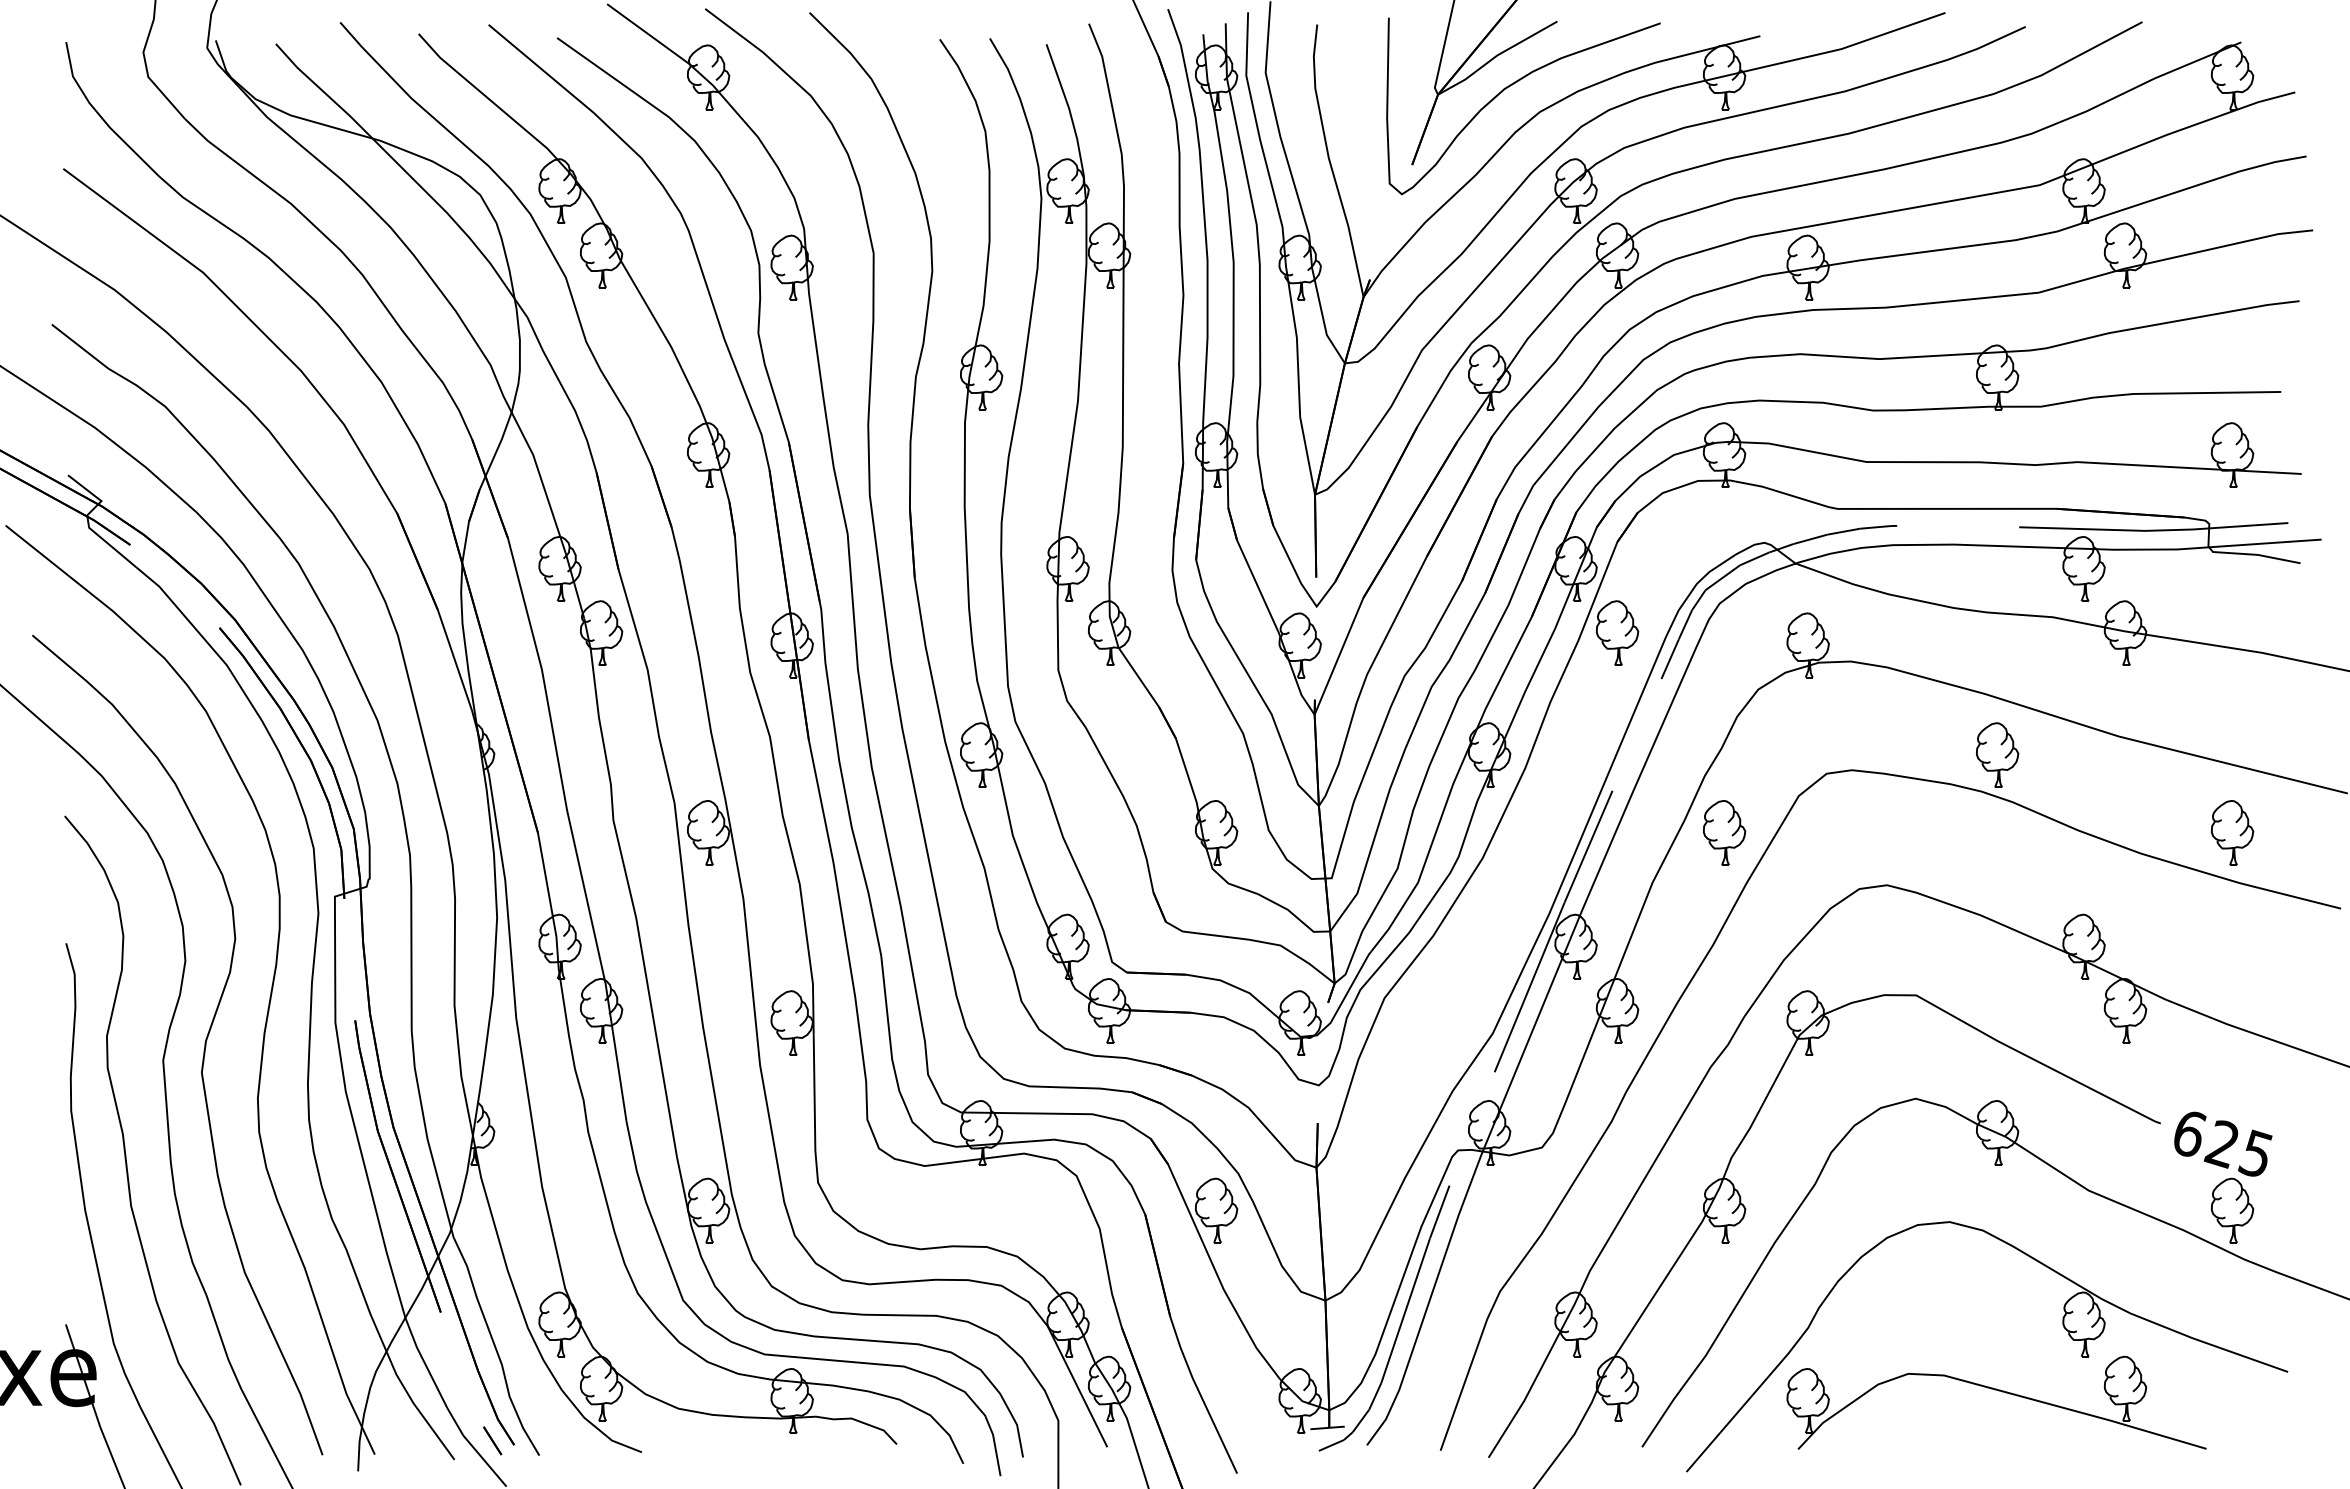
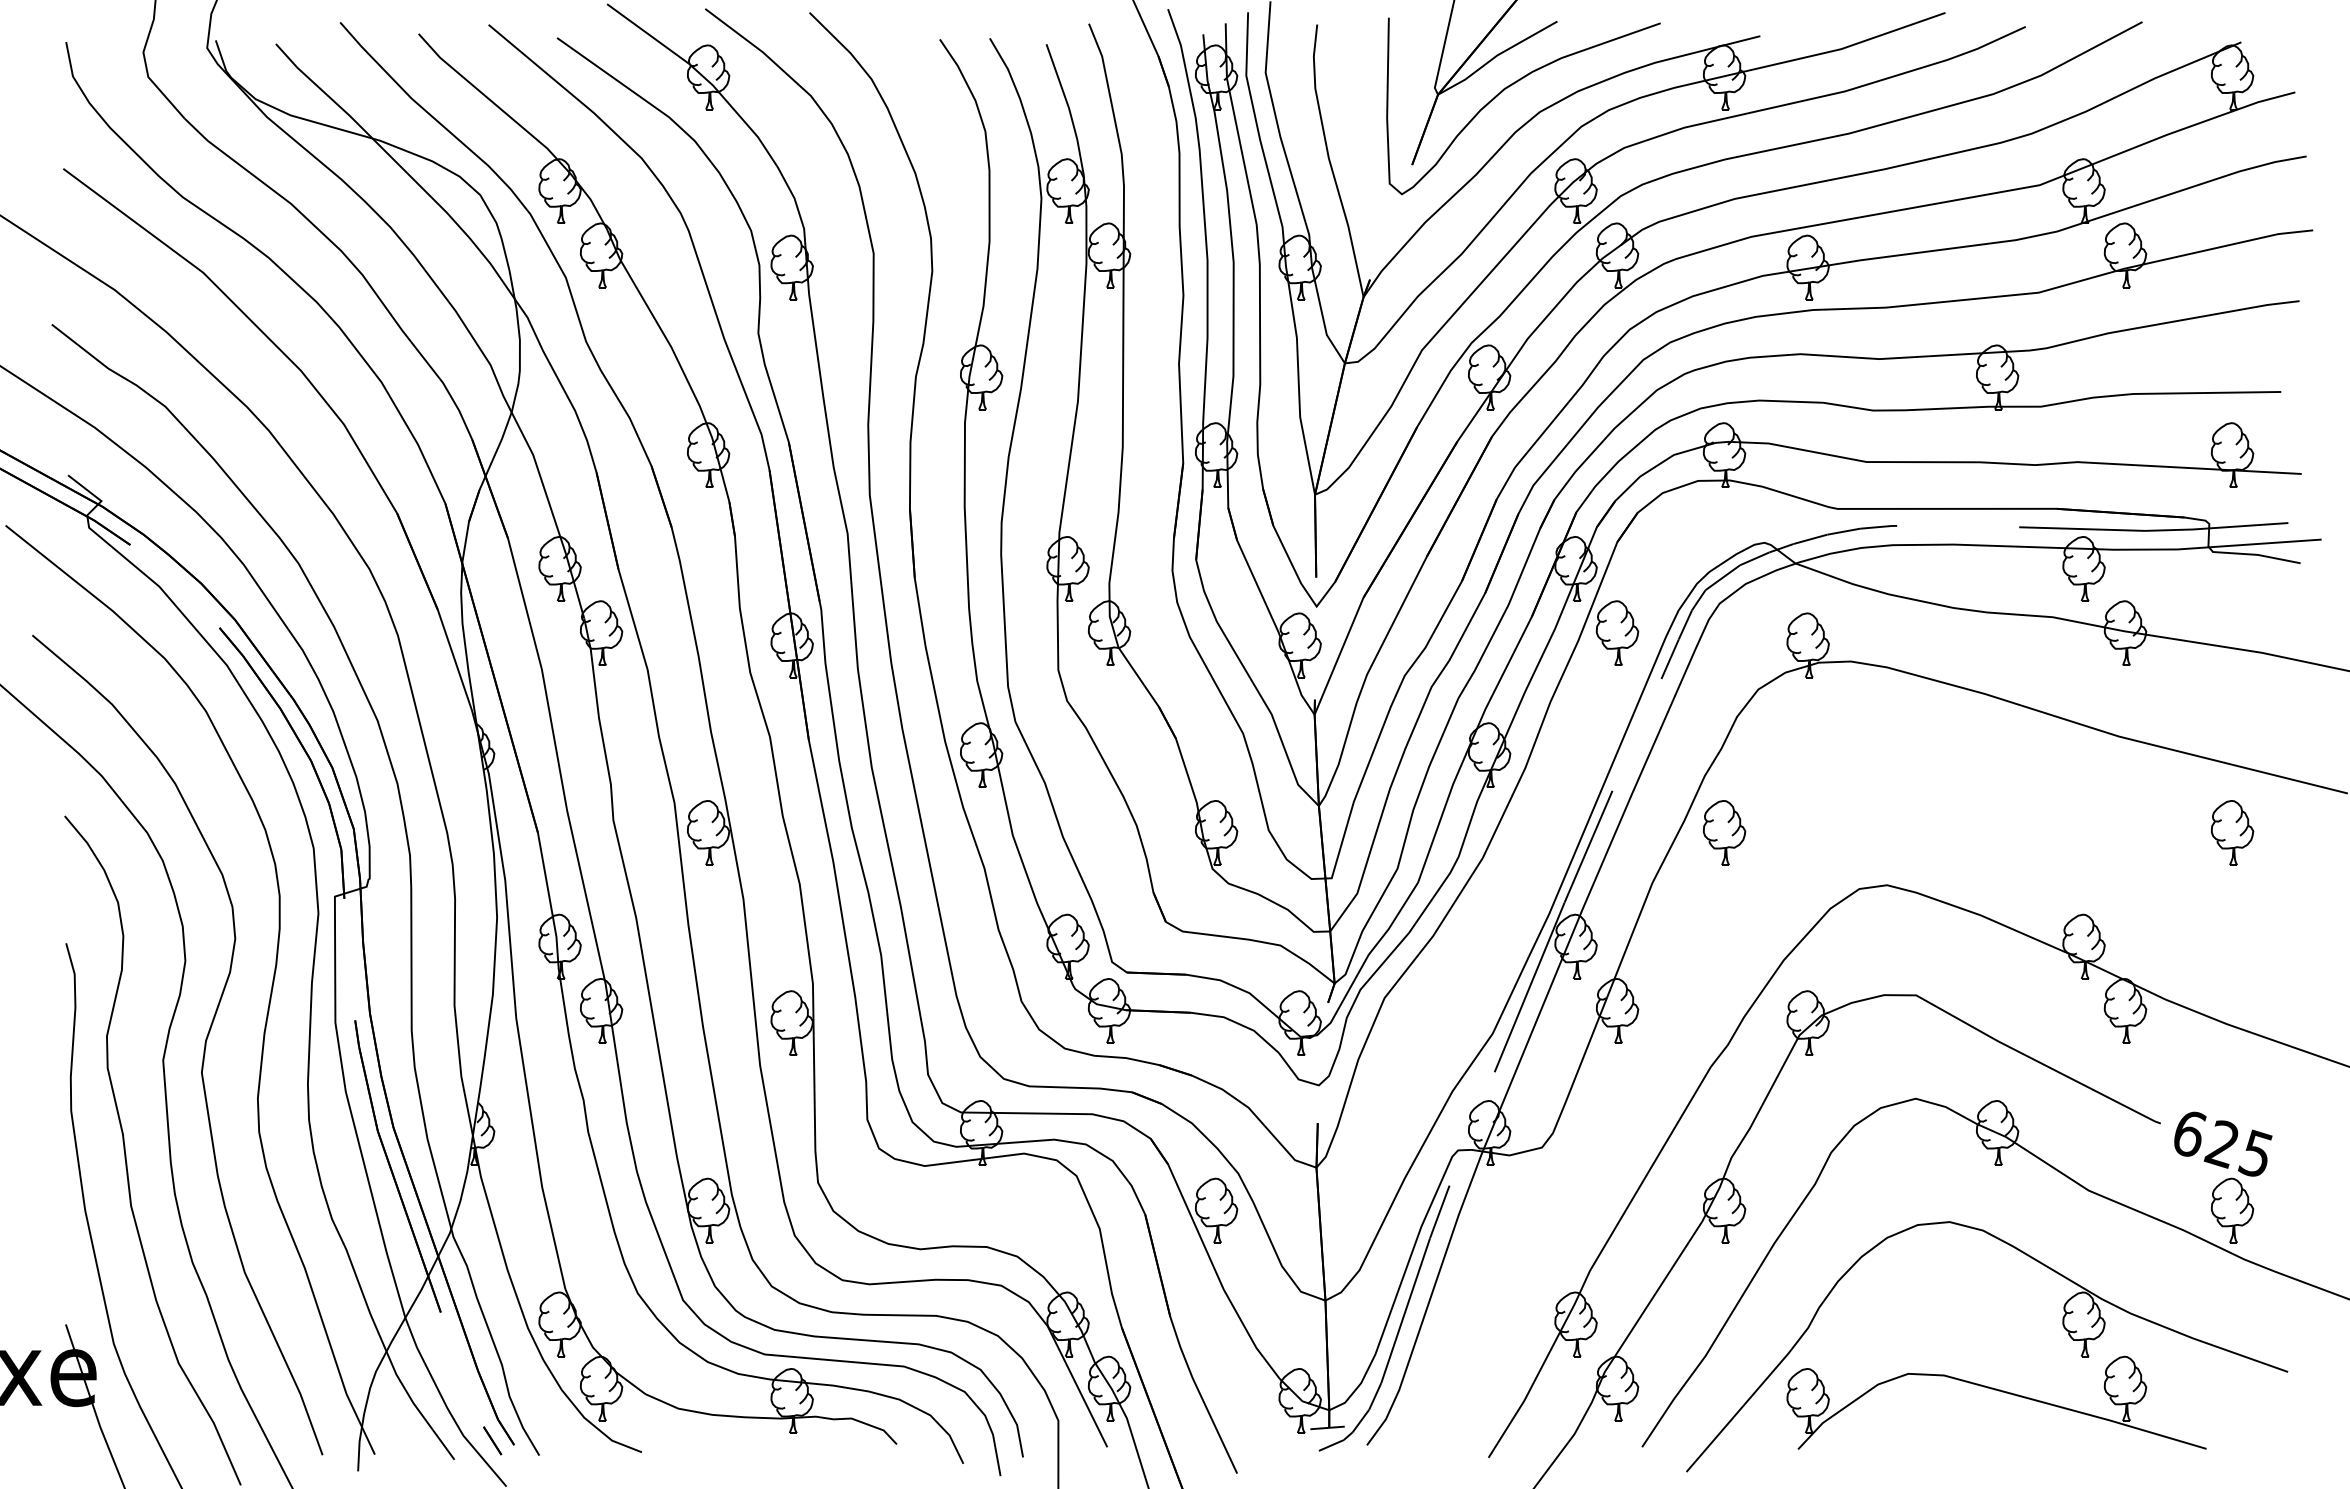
part: present -> none (1699, 969)
